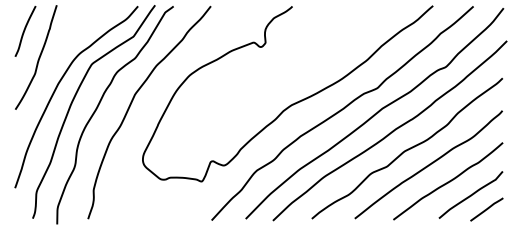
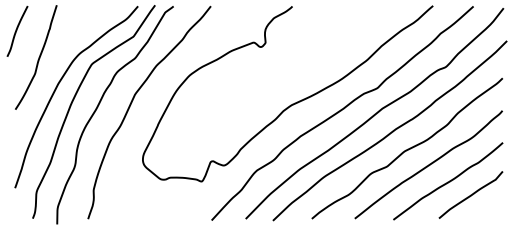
curve position: (25, 30) -> (17, 30) (17, 30)
line: present -> none (486, 209)
